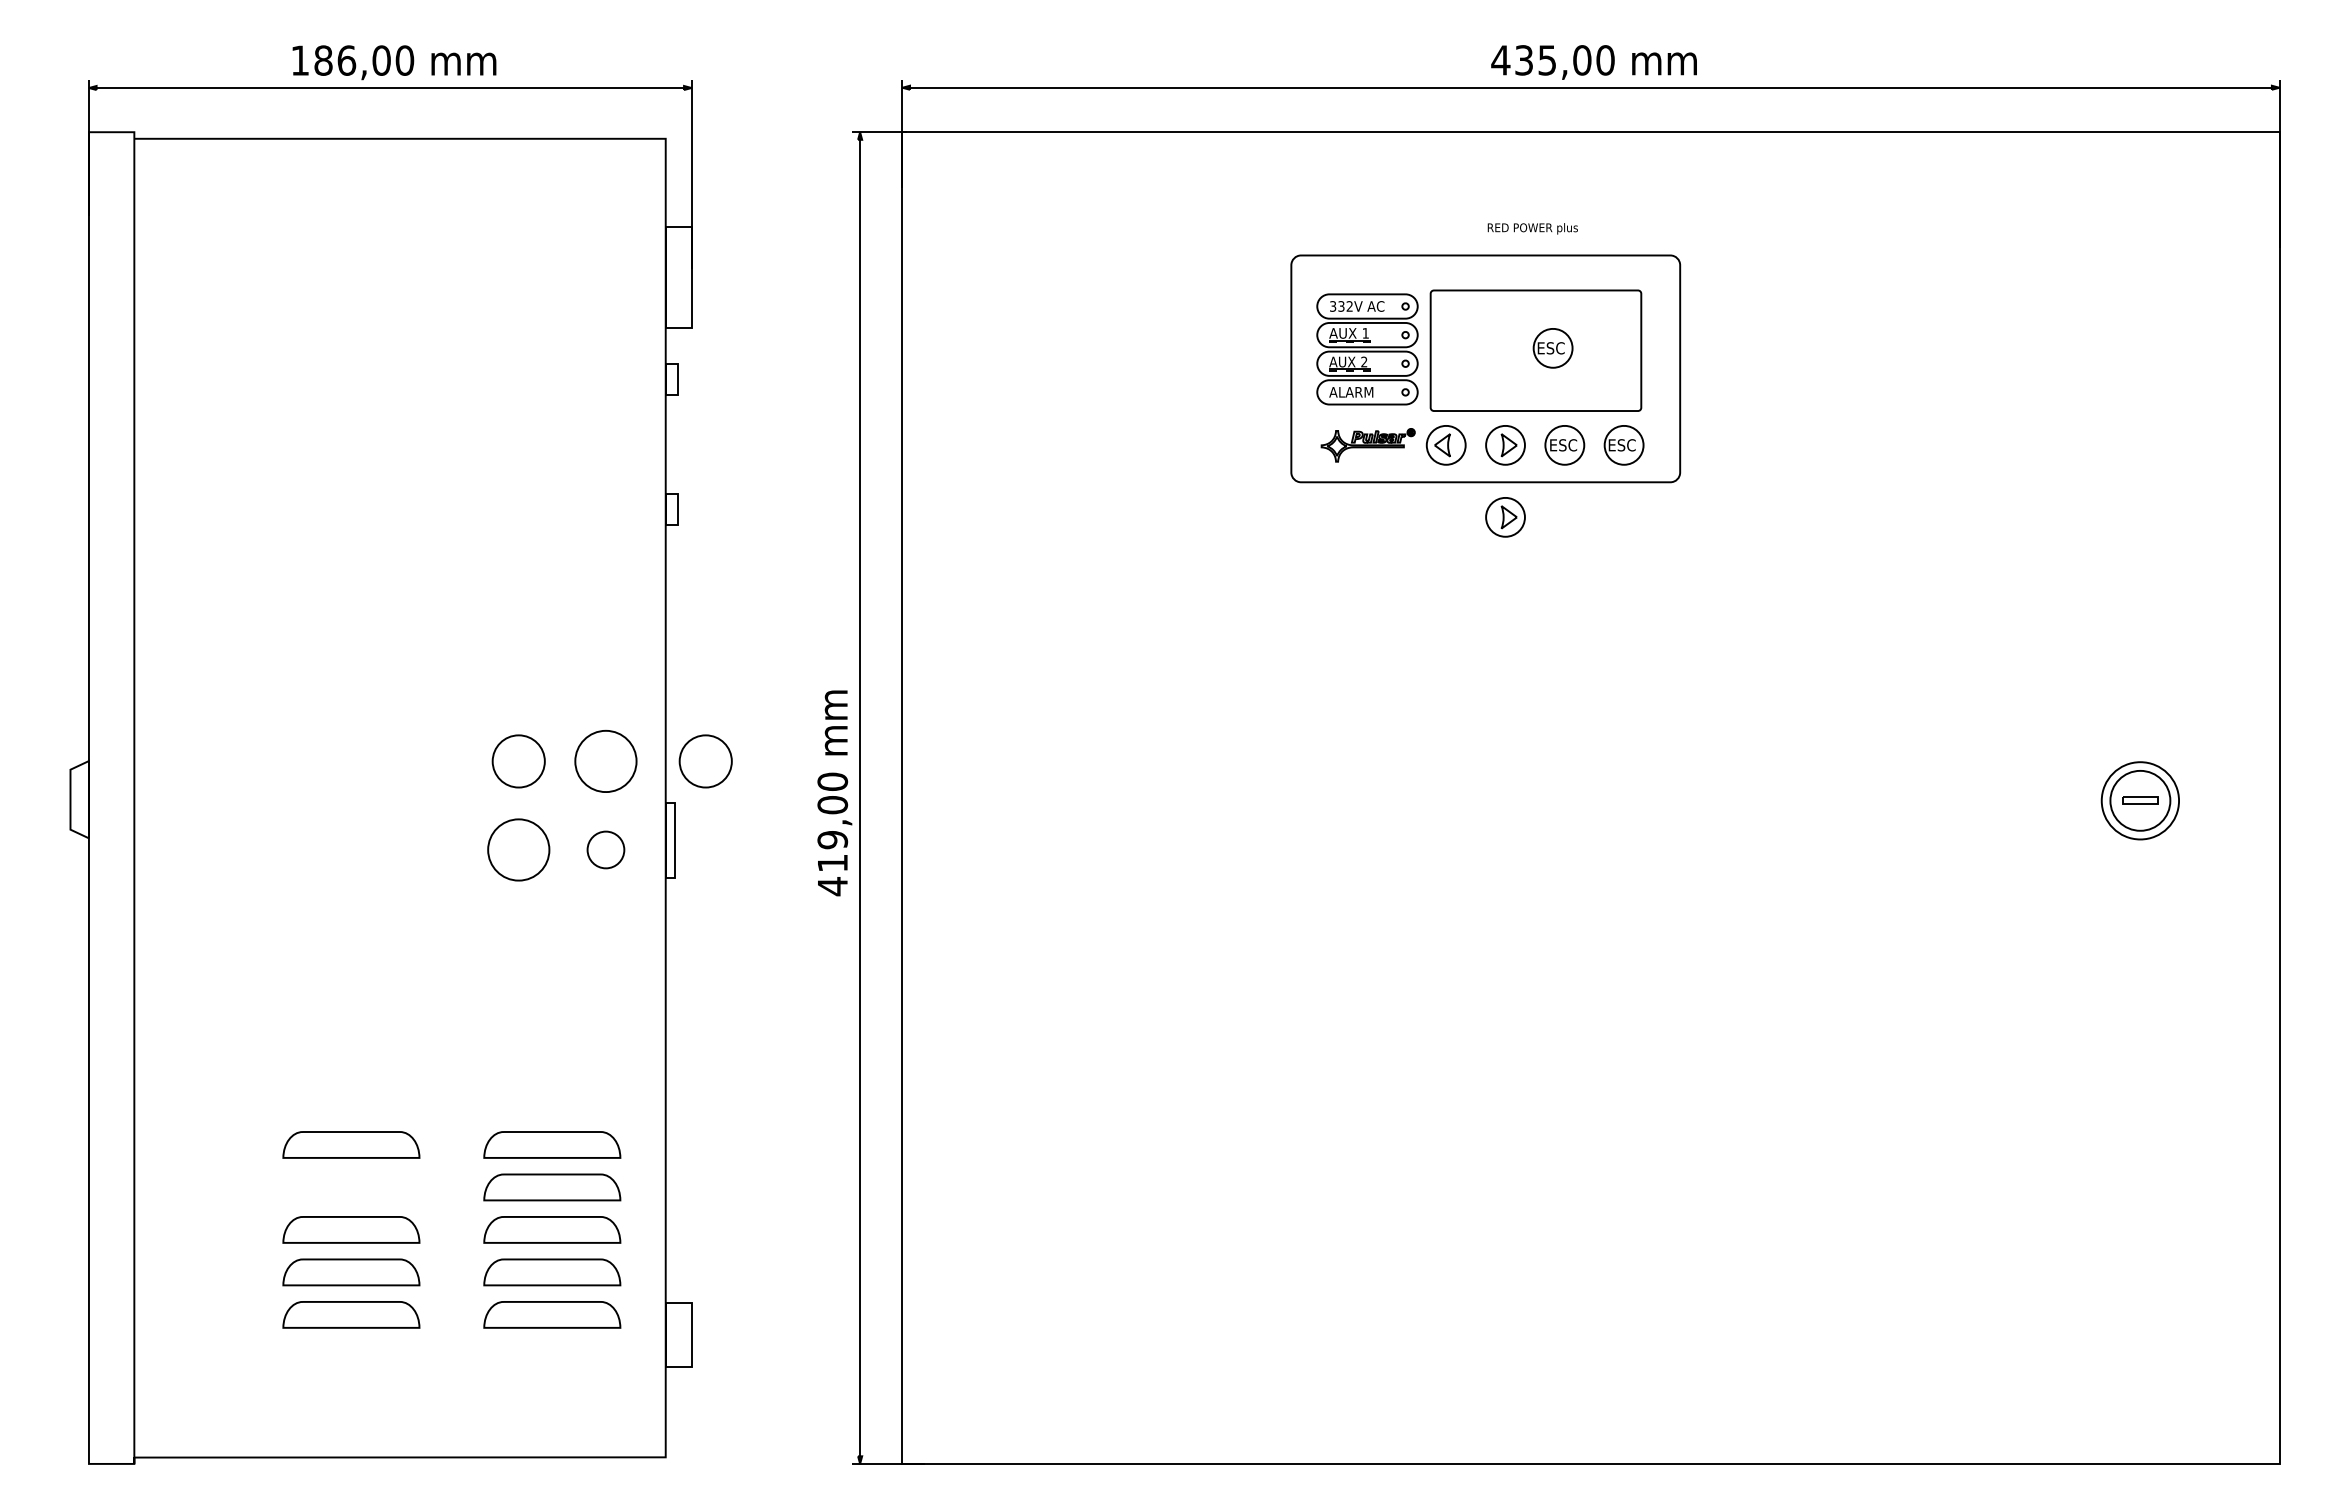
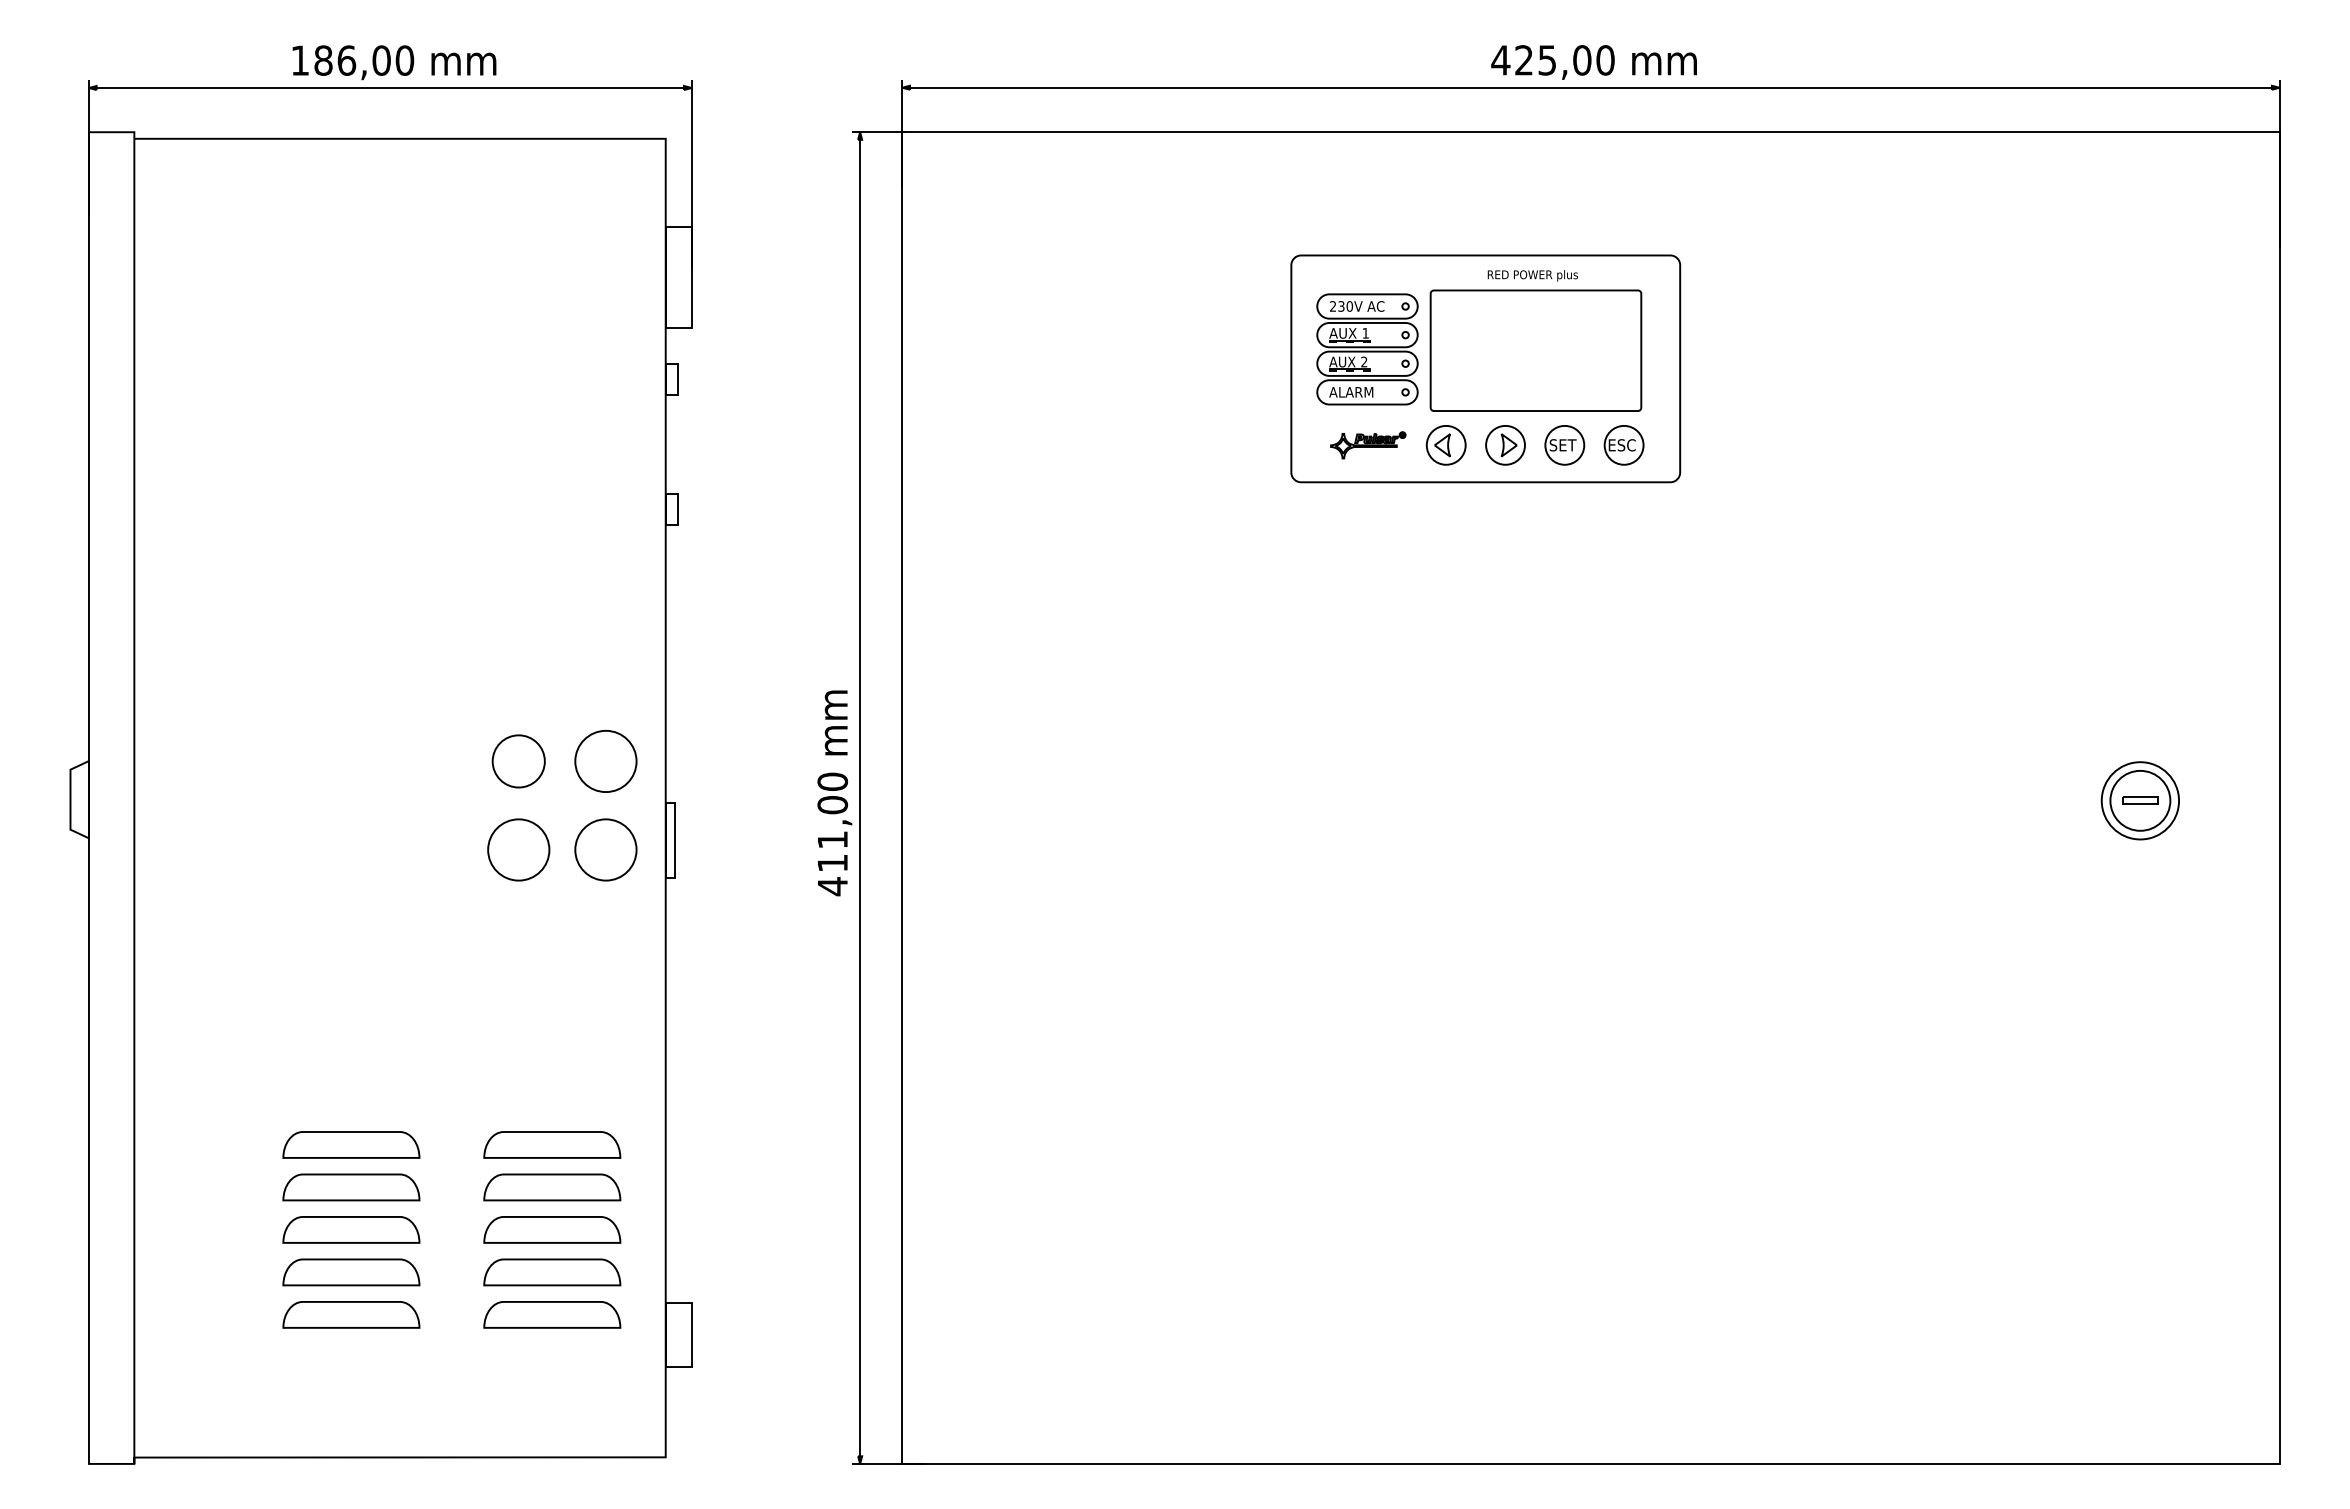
text: 435,00 -> 425,00 (1523, 60)
text position: (1532, 228) -> (1532, 275) (1532, 275)
text: 332V -> 230V (1341, 306)
part: present -> none (1552, 348)
part size: 96x35 px -> 77x29 px (1368, 445)
text: ESC -> SET (1563, 445)
part: present -> none (1505, 517)
part: present -> none (705, 761)
text: 419,00 -> 411,00 (832, 840)
part size: 40x40 px -> 64x64 px (605, 849)
part: none -> present (351, 1187)
